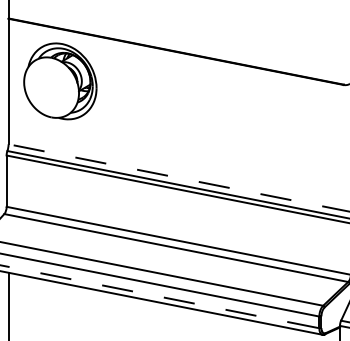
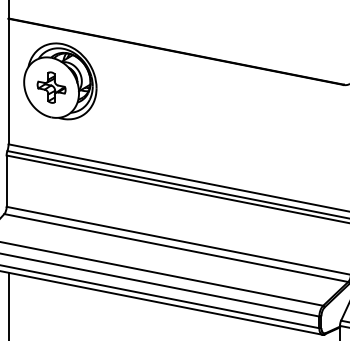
part: none -> present (51, 87)
line: dashed -> solid (178, 177)
line: dashed -> solid (159, 296)
